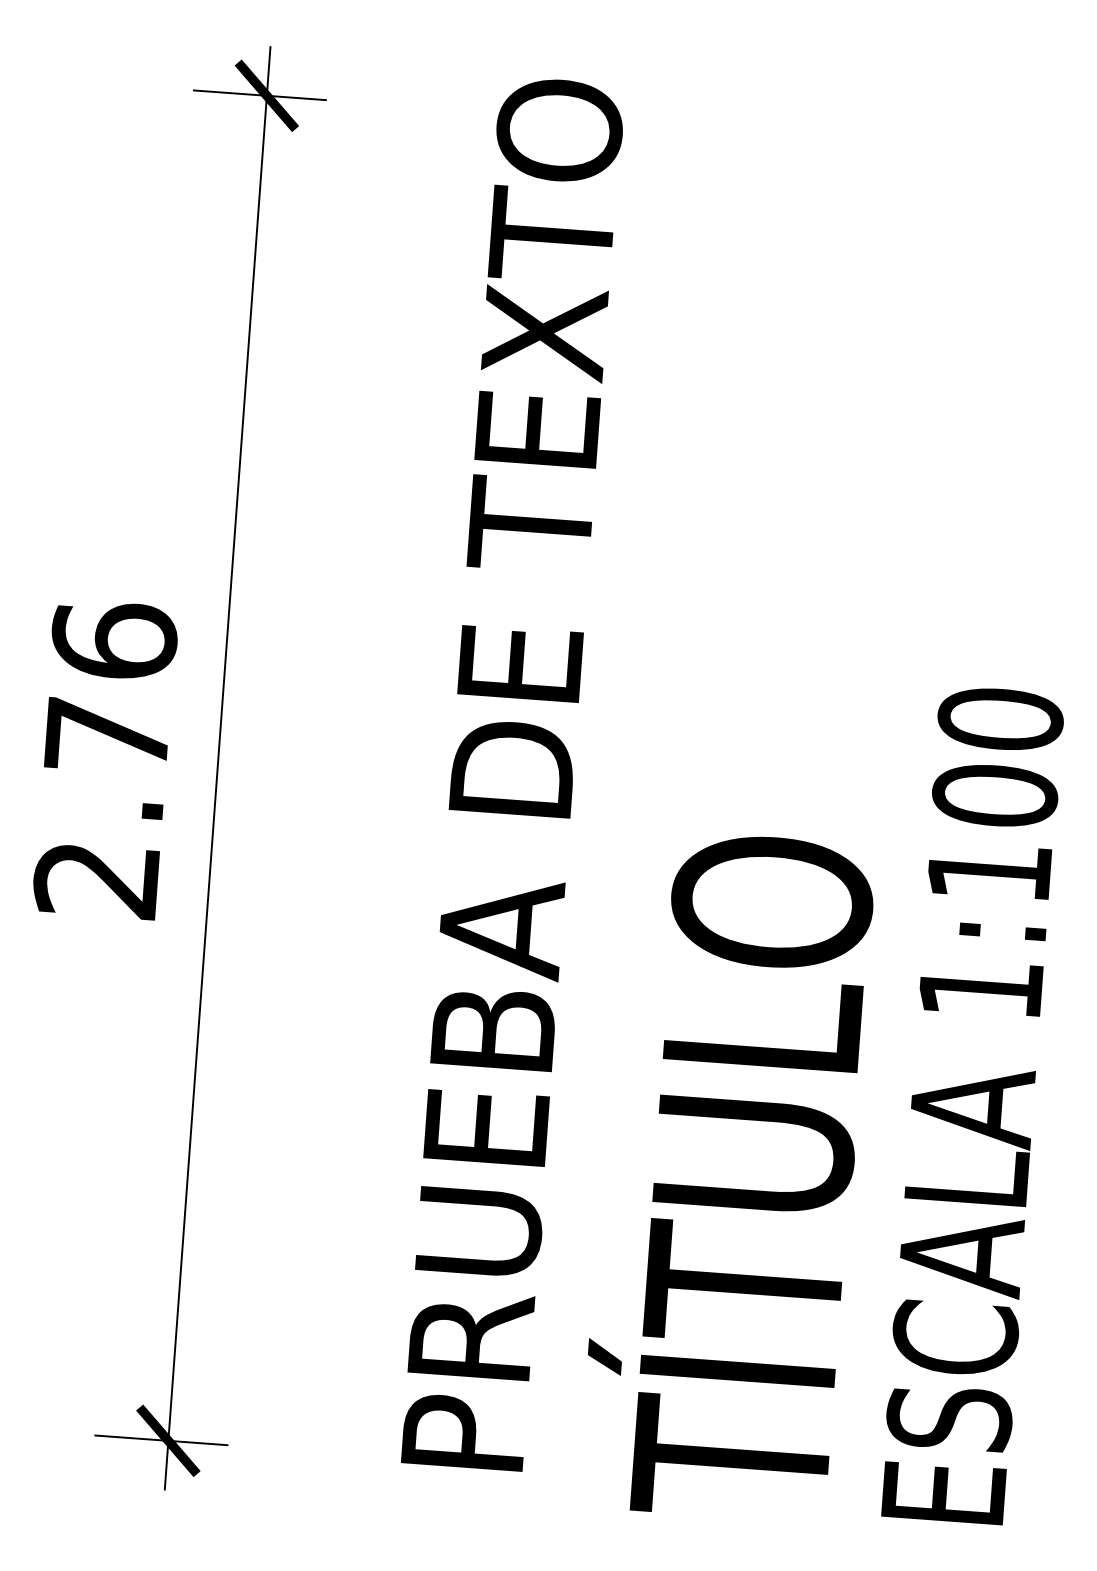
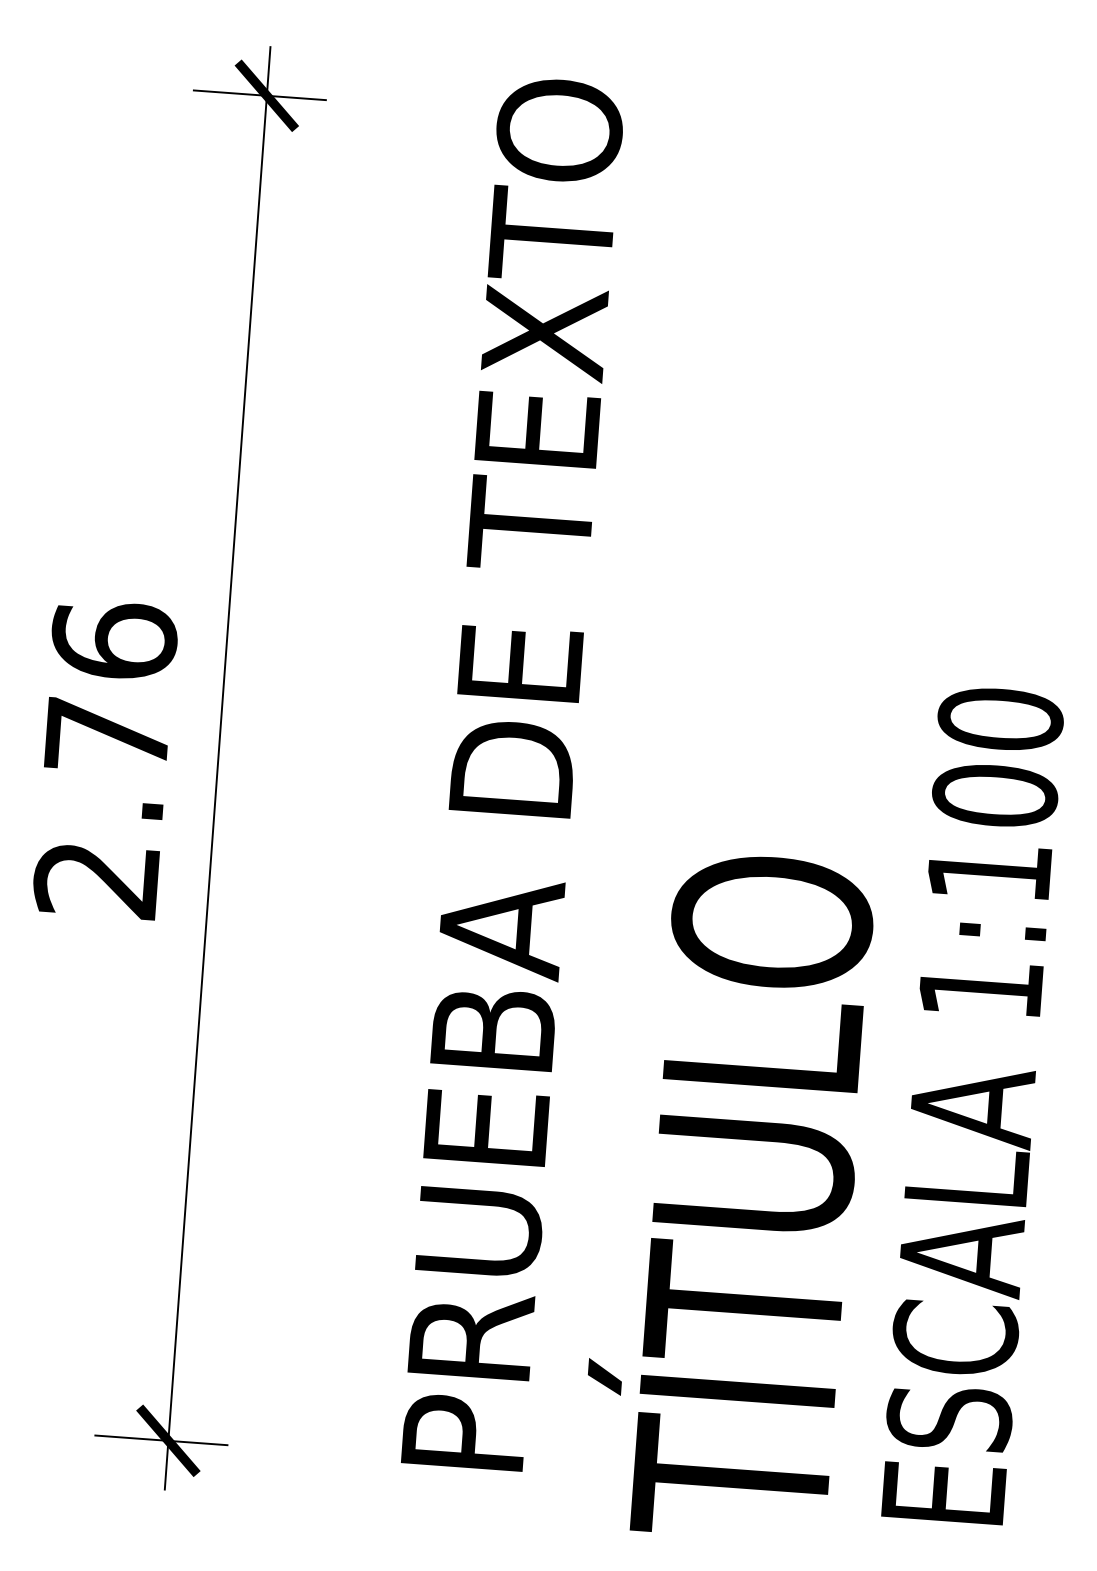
text position: (730, 1173) -> (730, 1193) (730, 1193)
